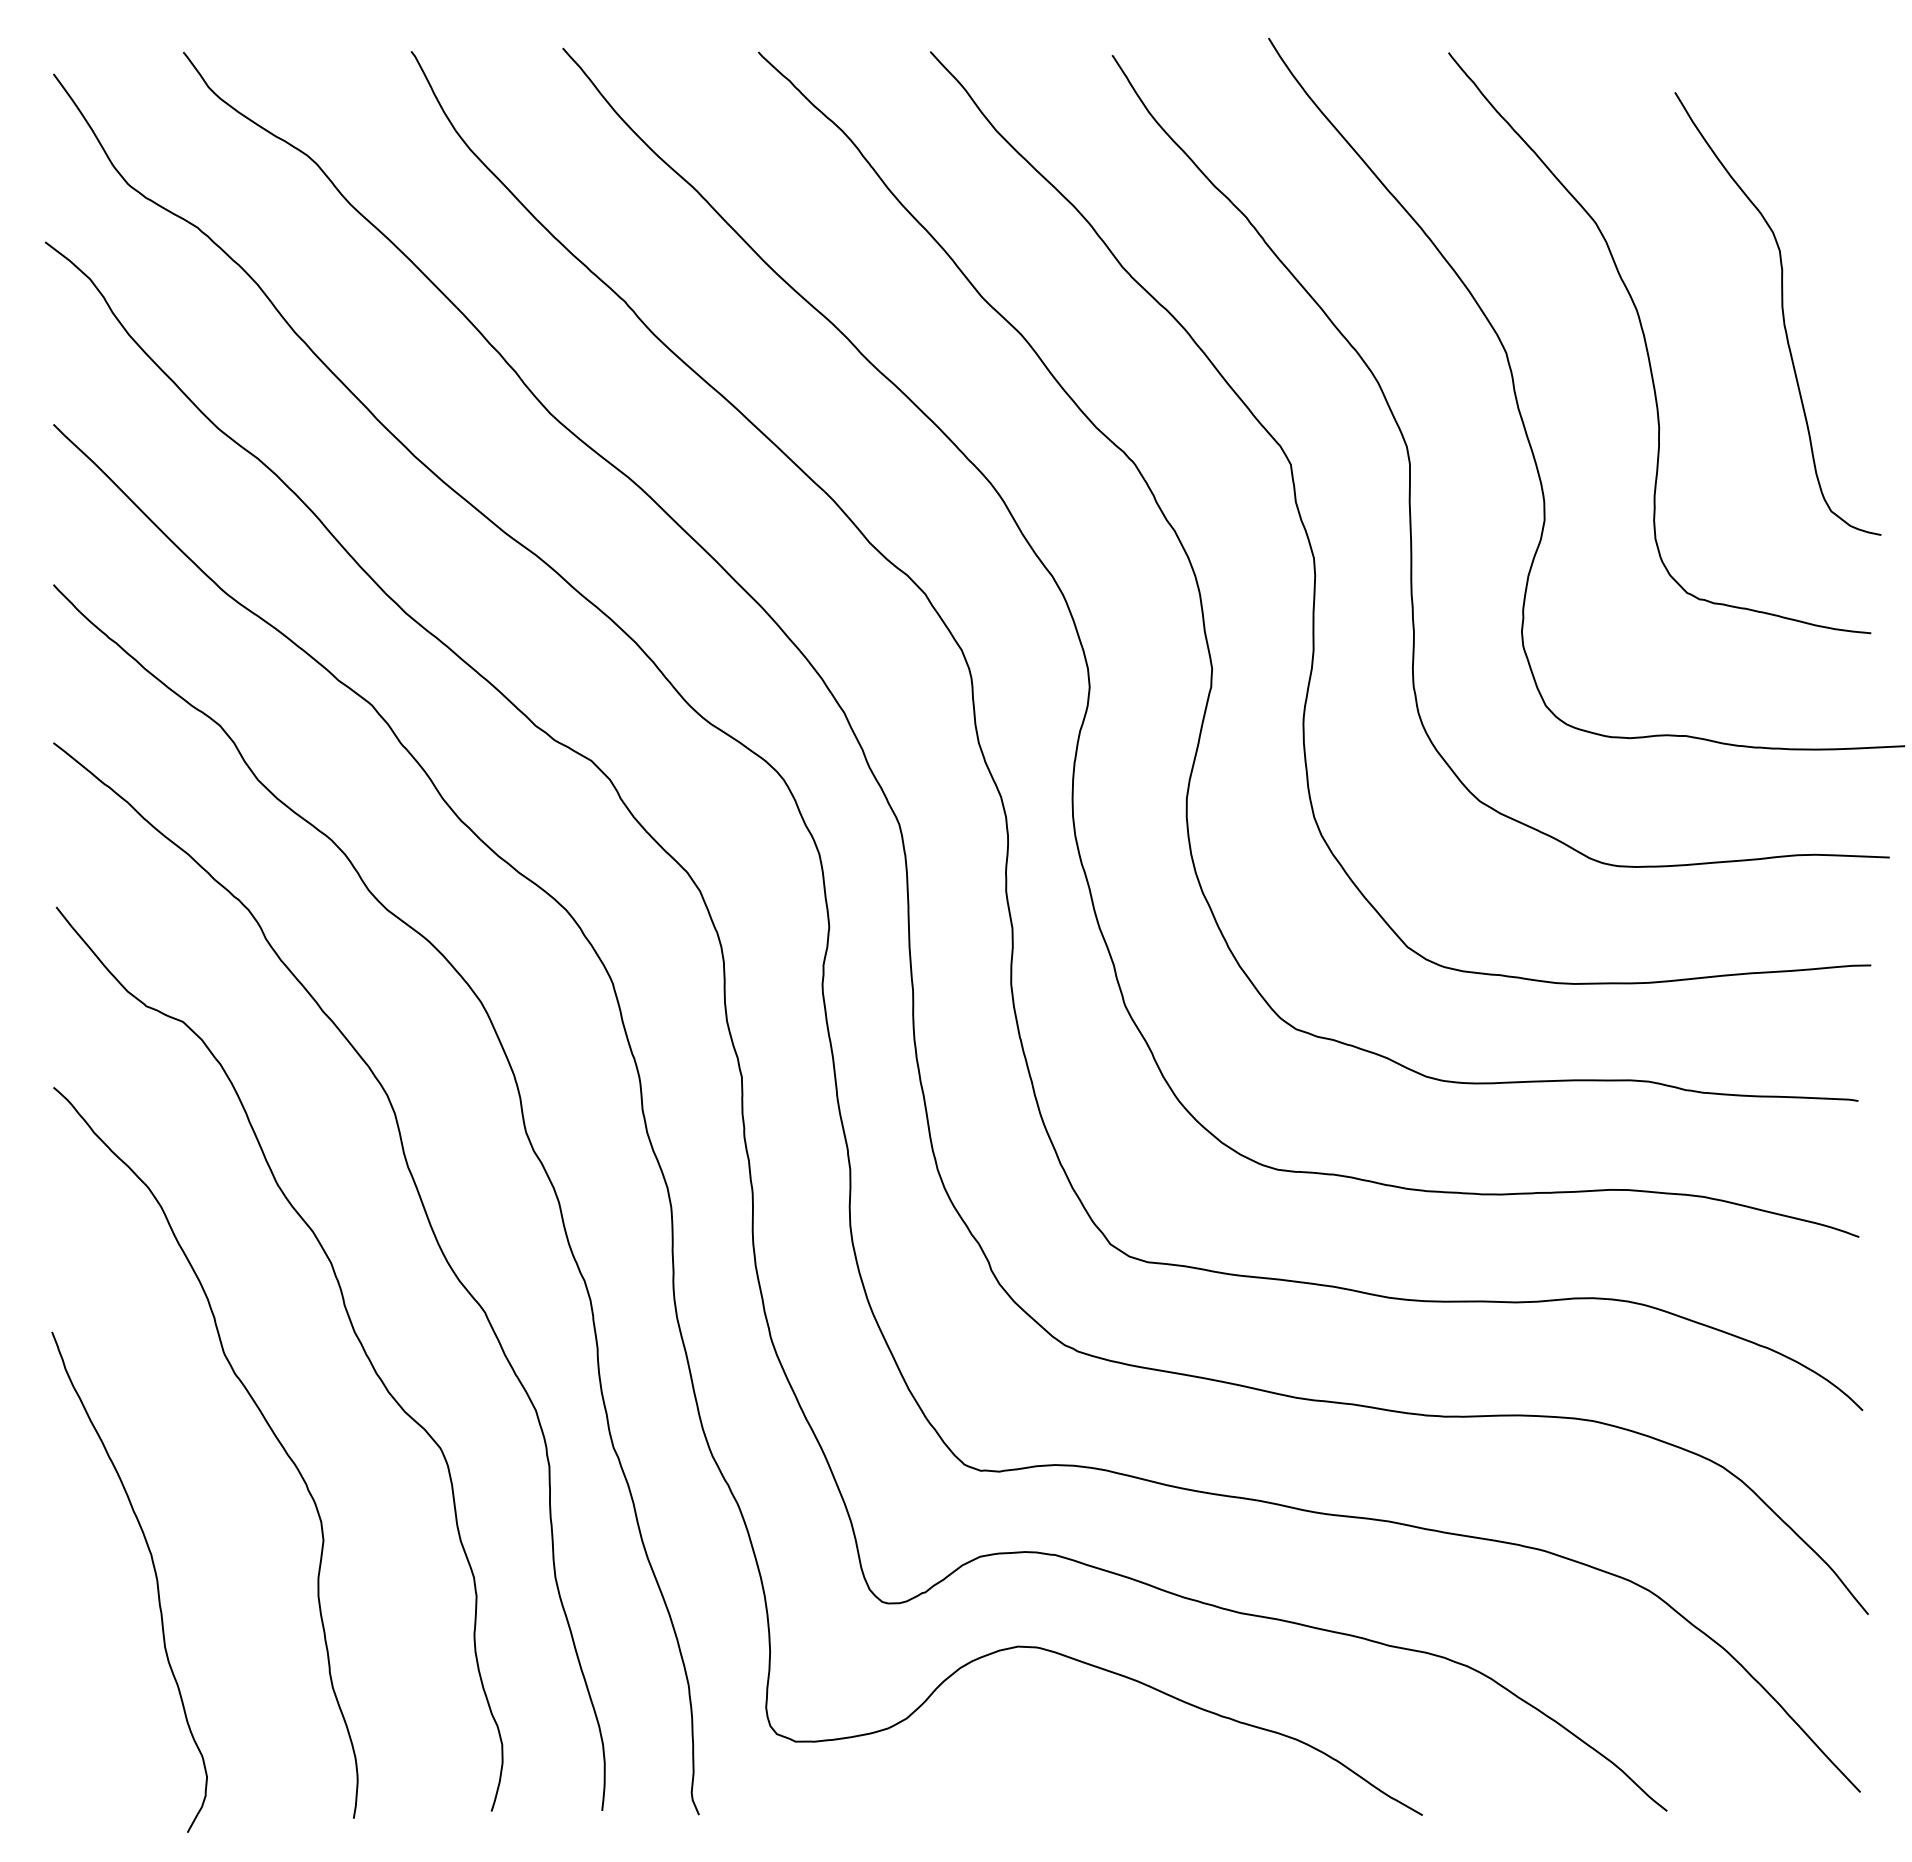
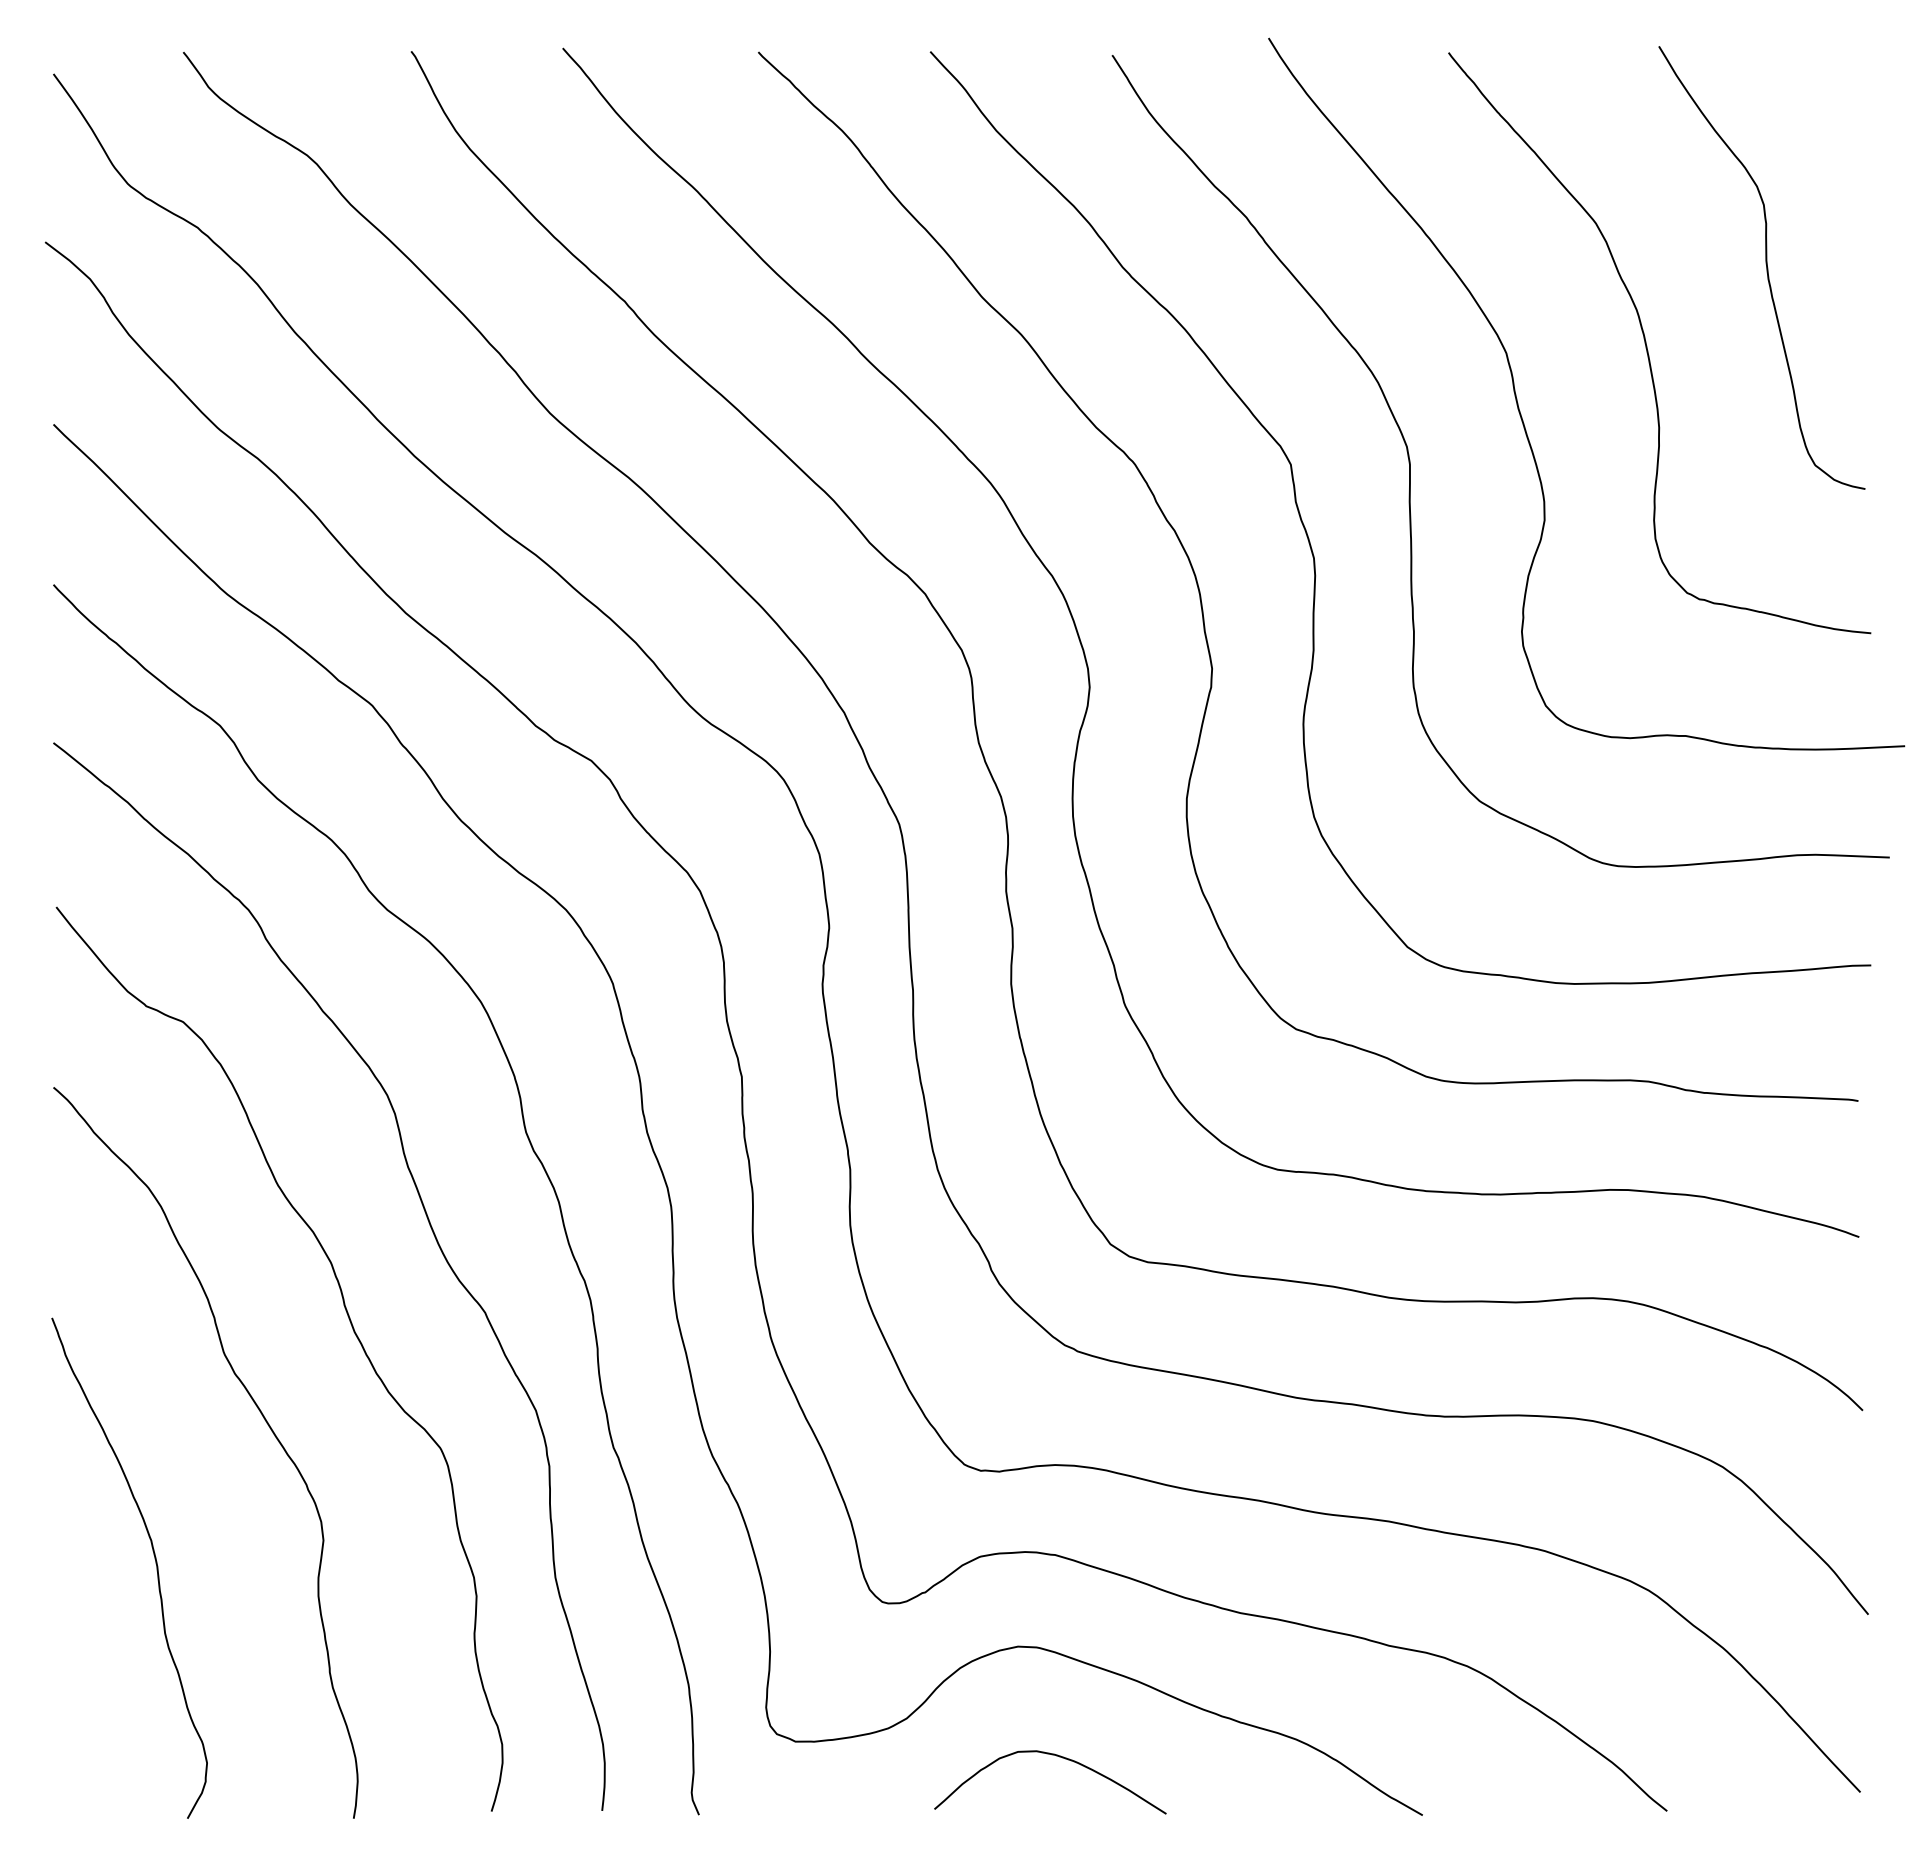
curve position: (1781, 310) -> (1765, 264) (1765, 264)
curve position: (154, 1573) -> (154, 1559) (154, 1559)
curve: none -> present (1059, 1757)
